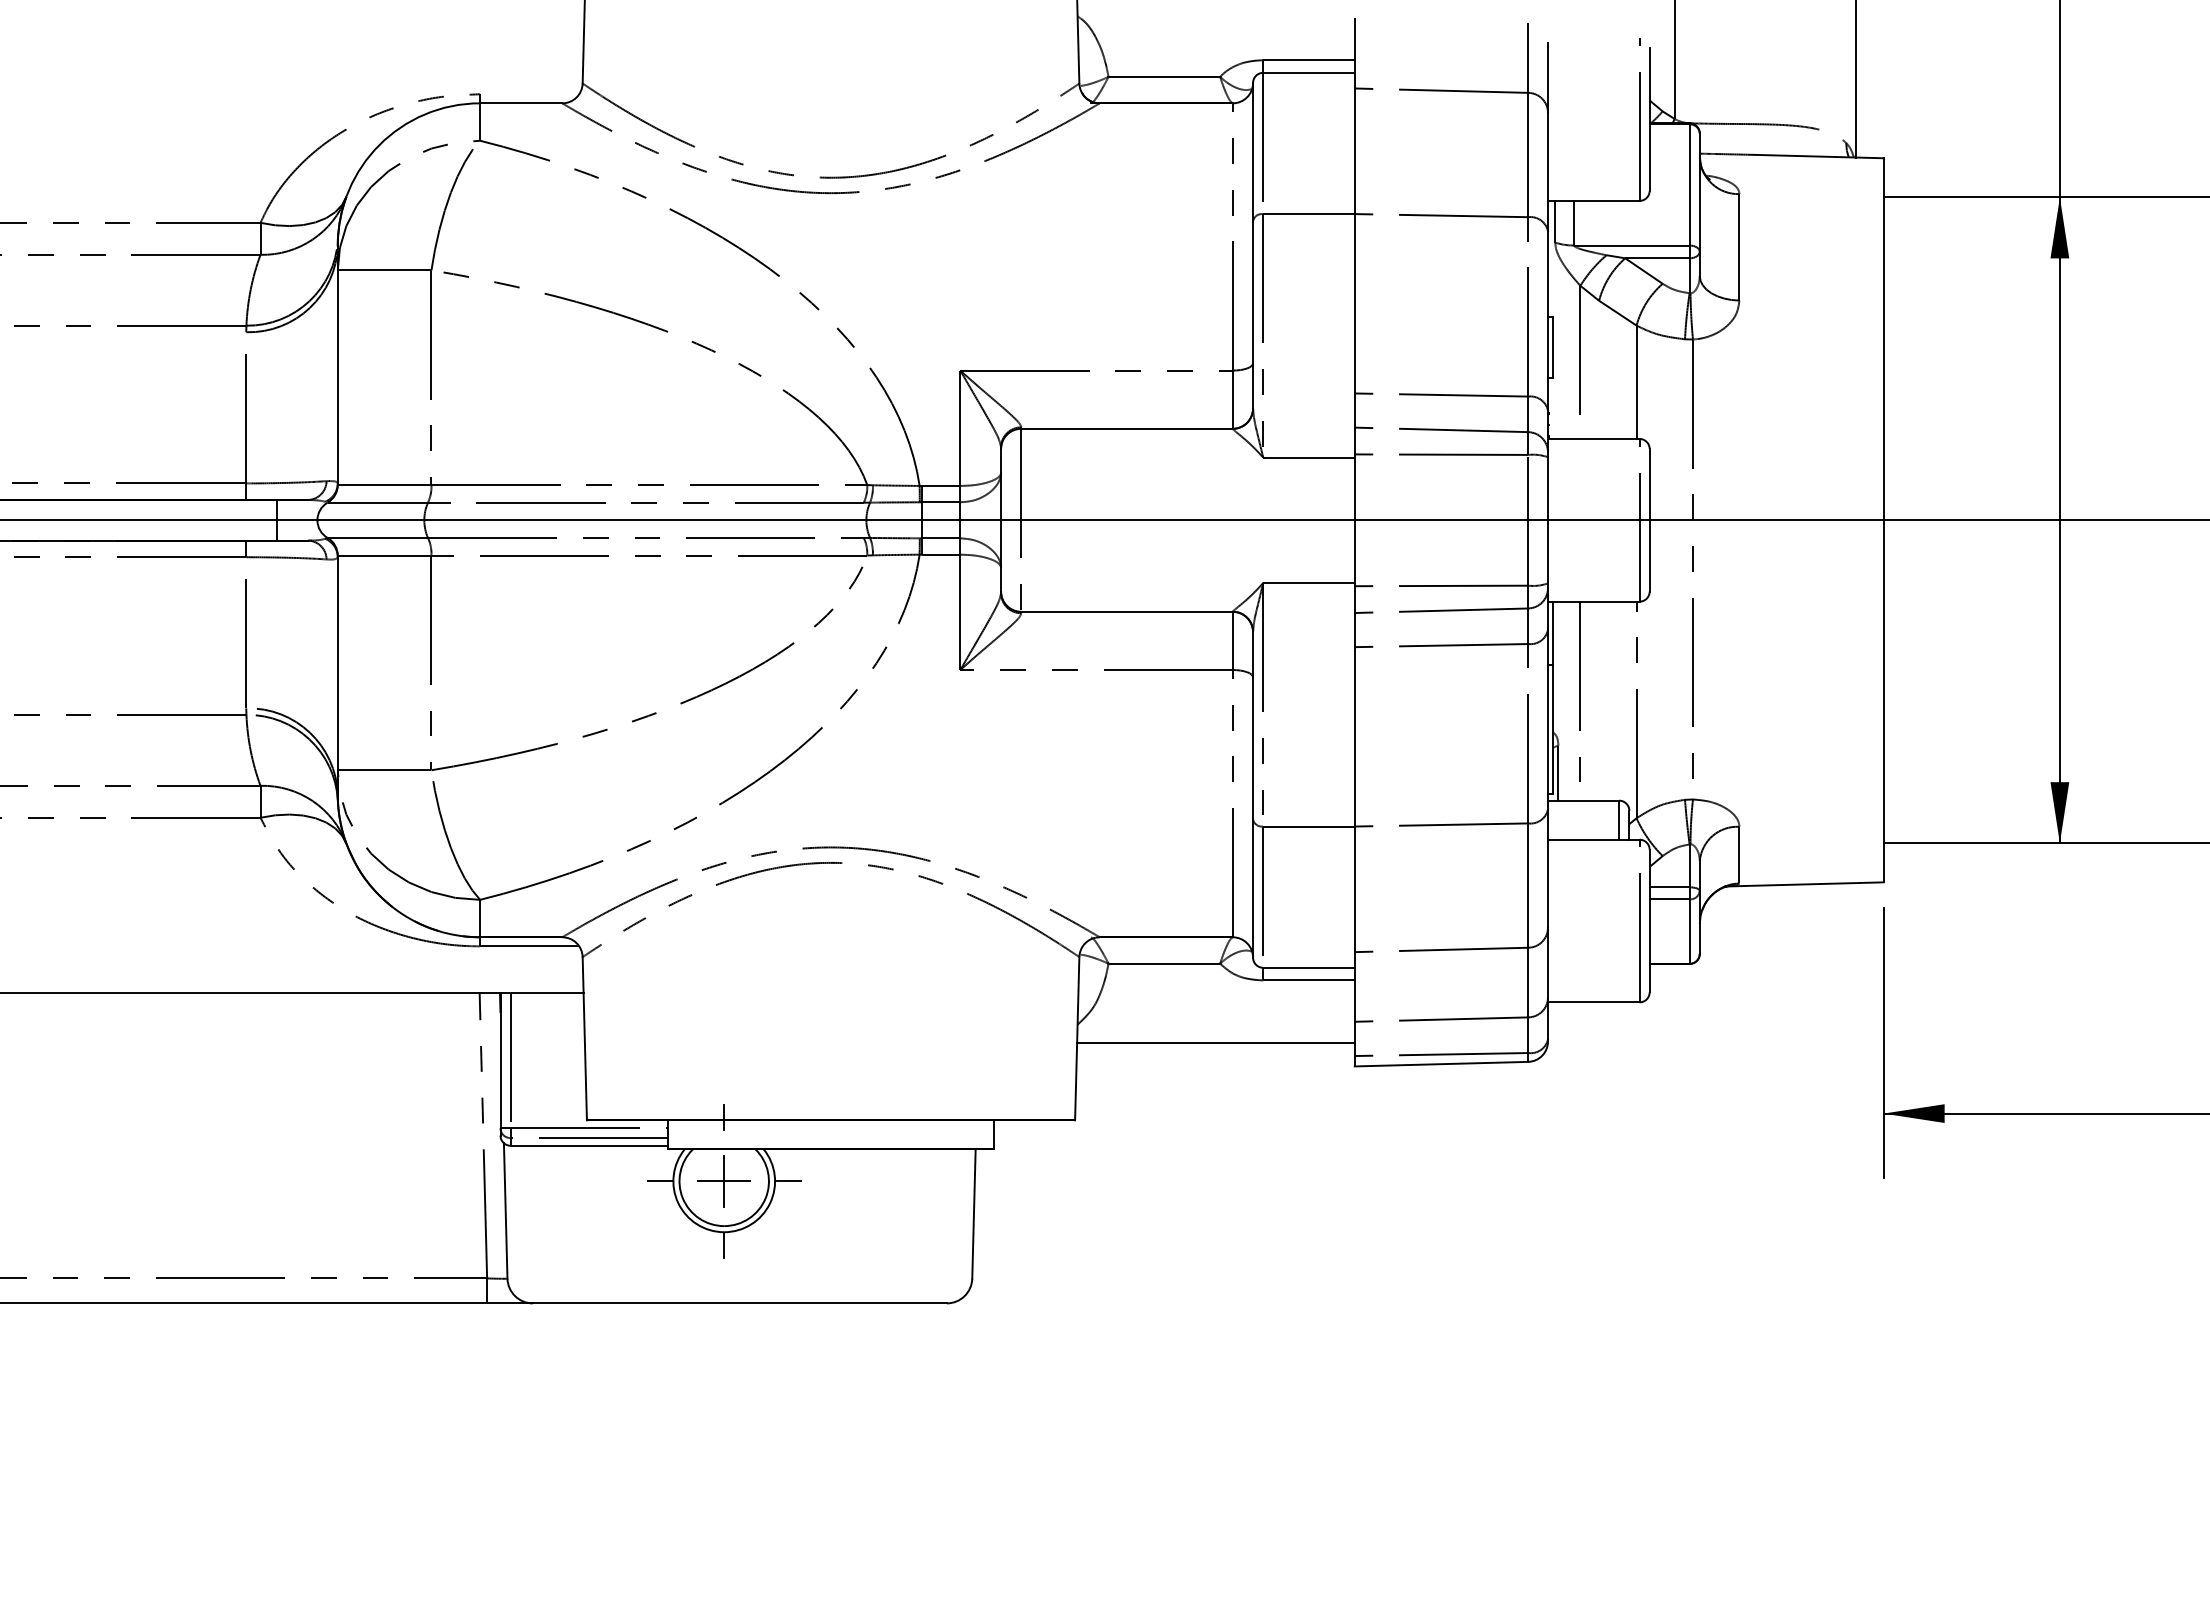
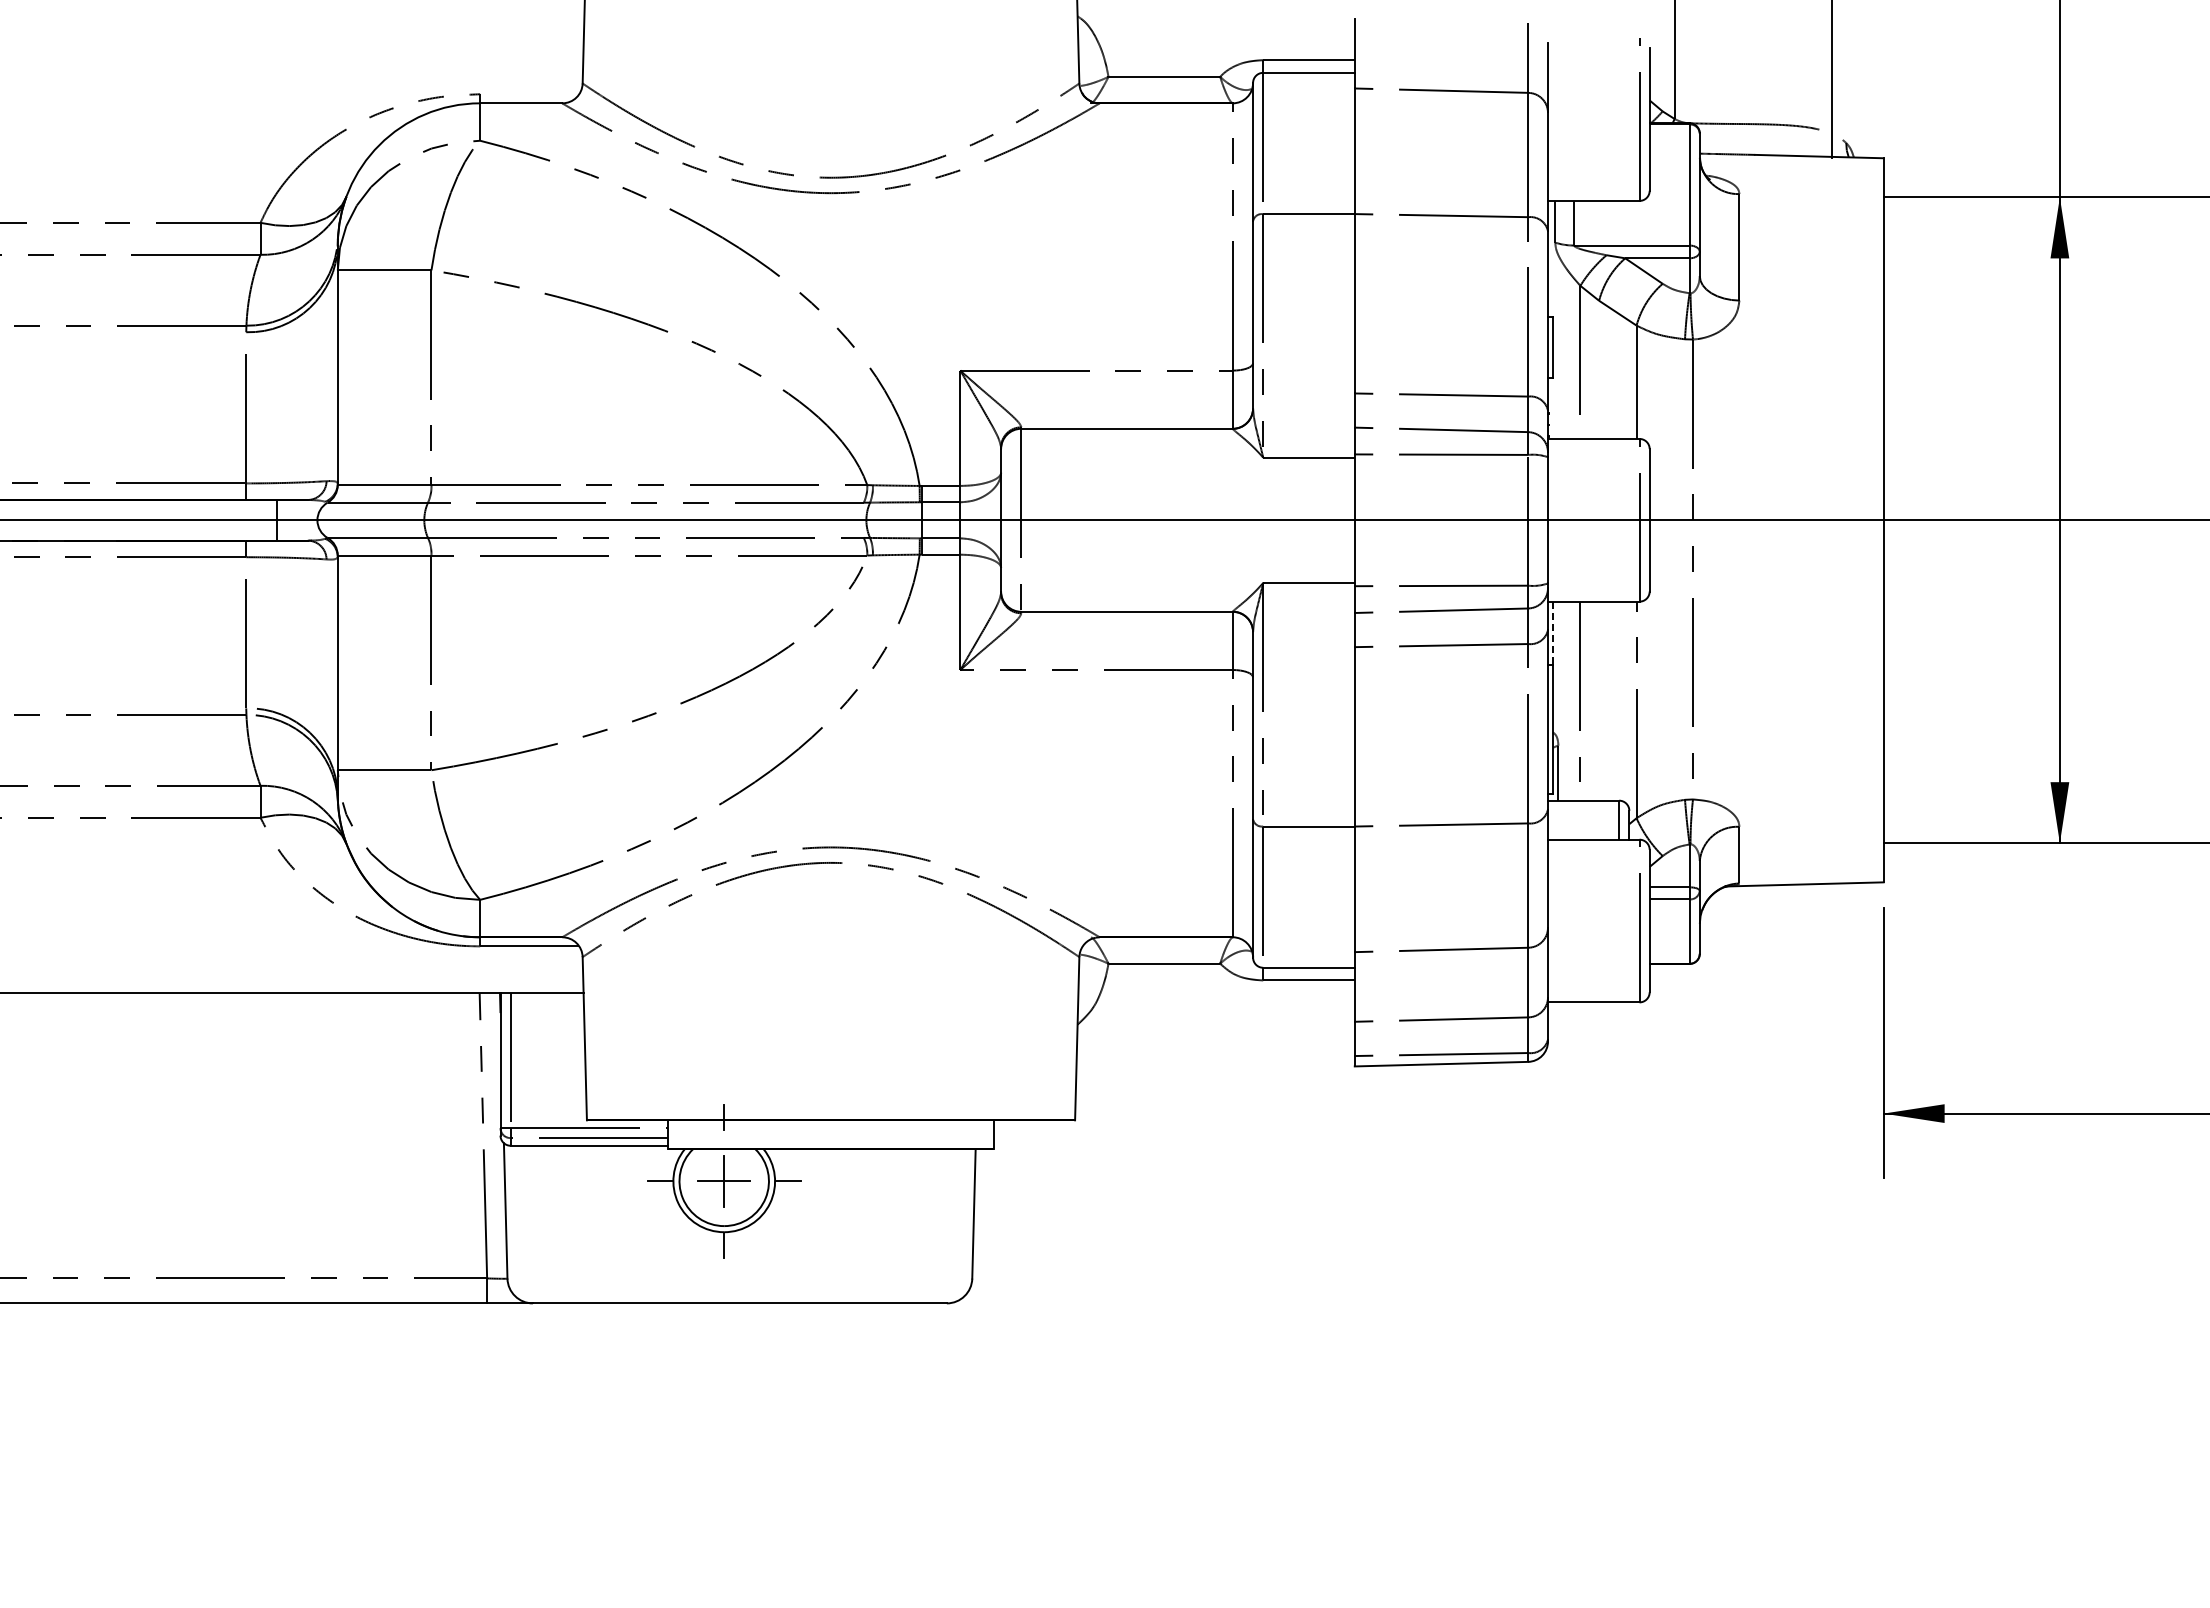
line position: (1856, 79) -> (1832, 79) (1832, 79)
line: solid -> dashed (1553, 633)
line: present -> none (1215, 1043)
